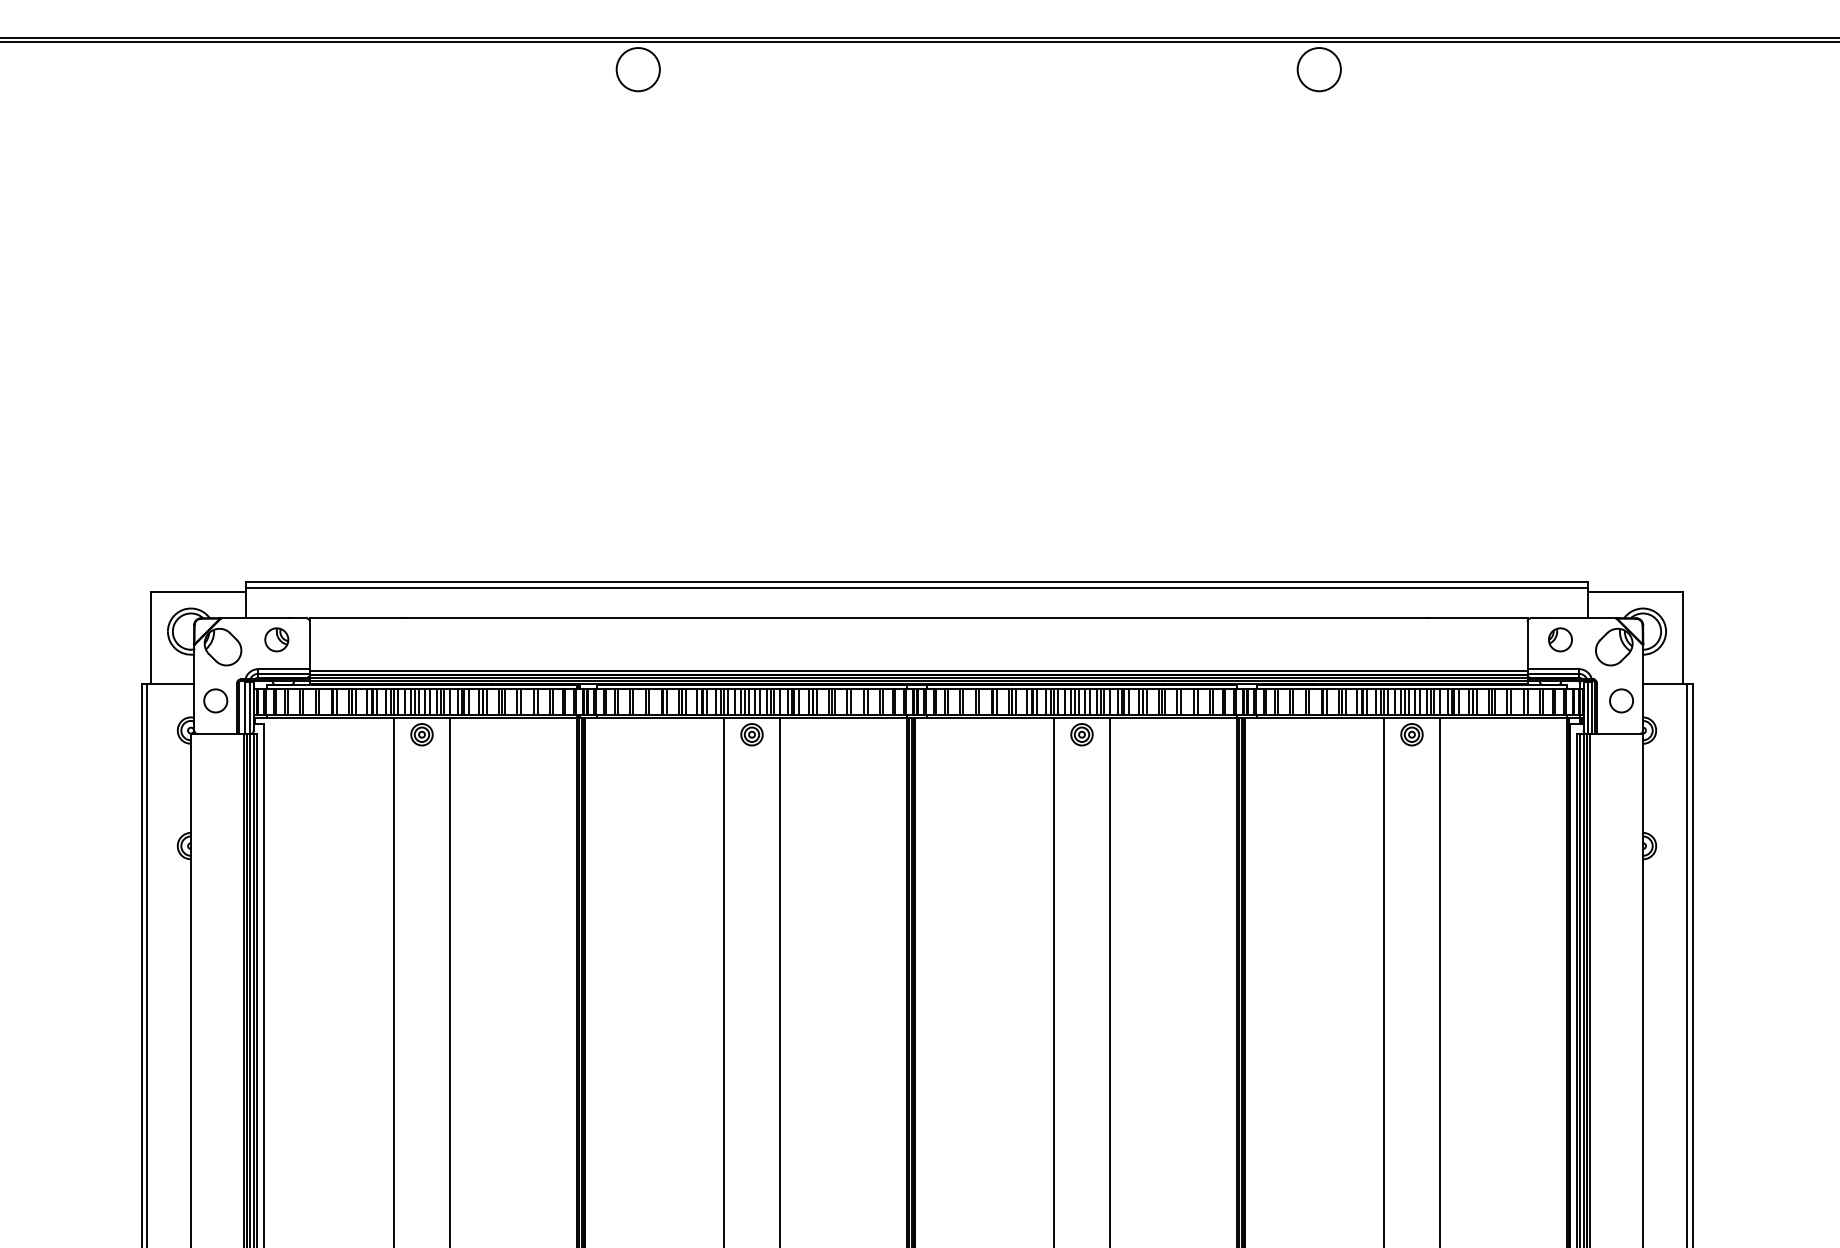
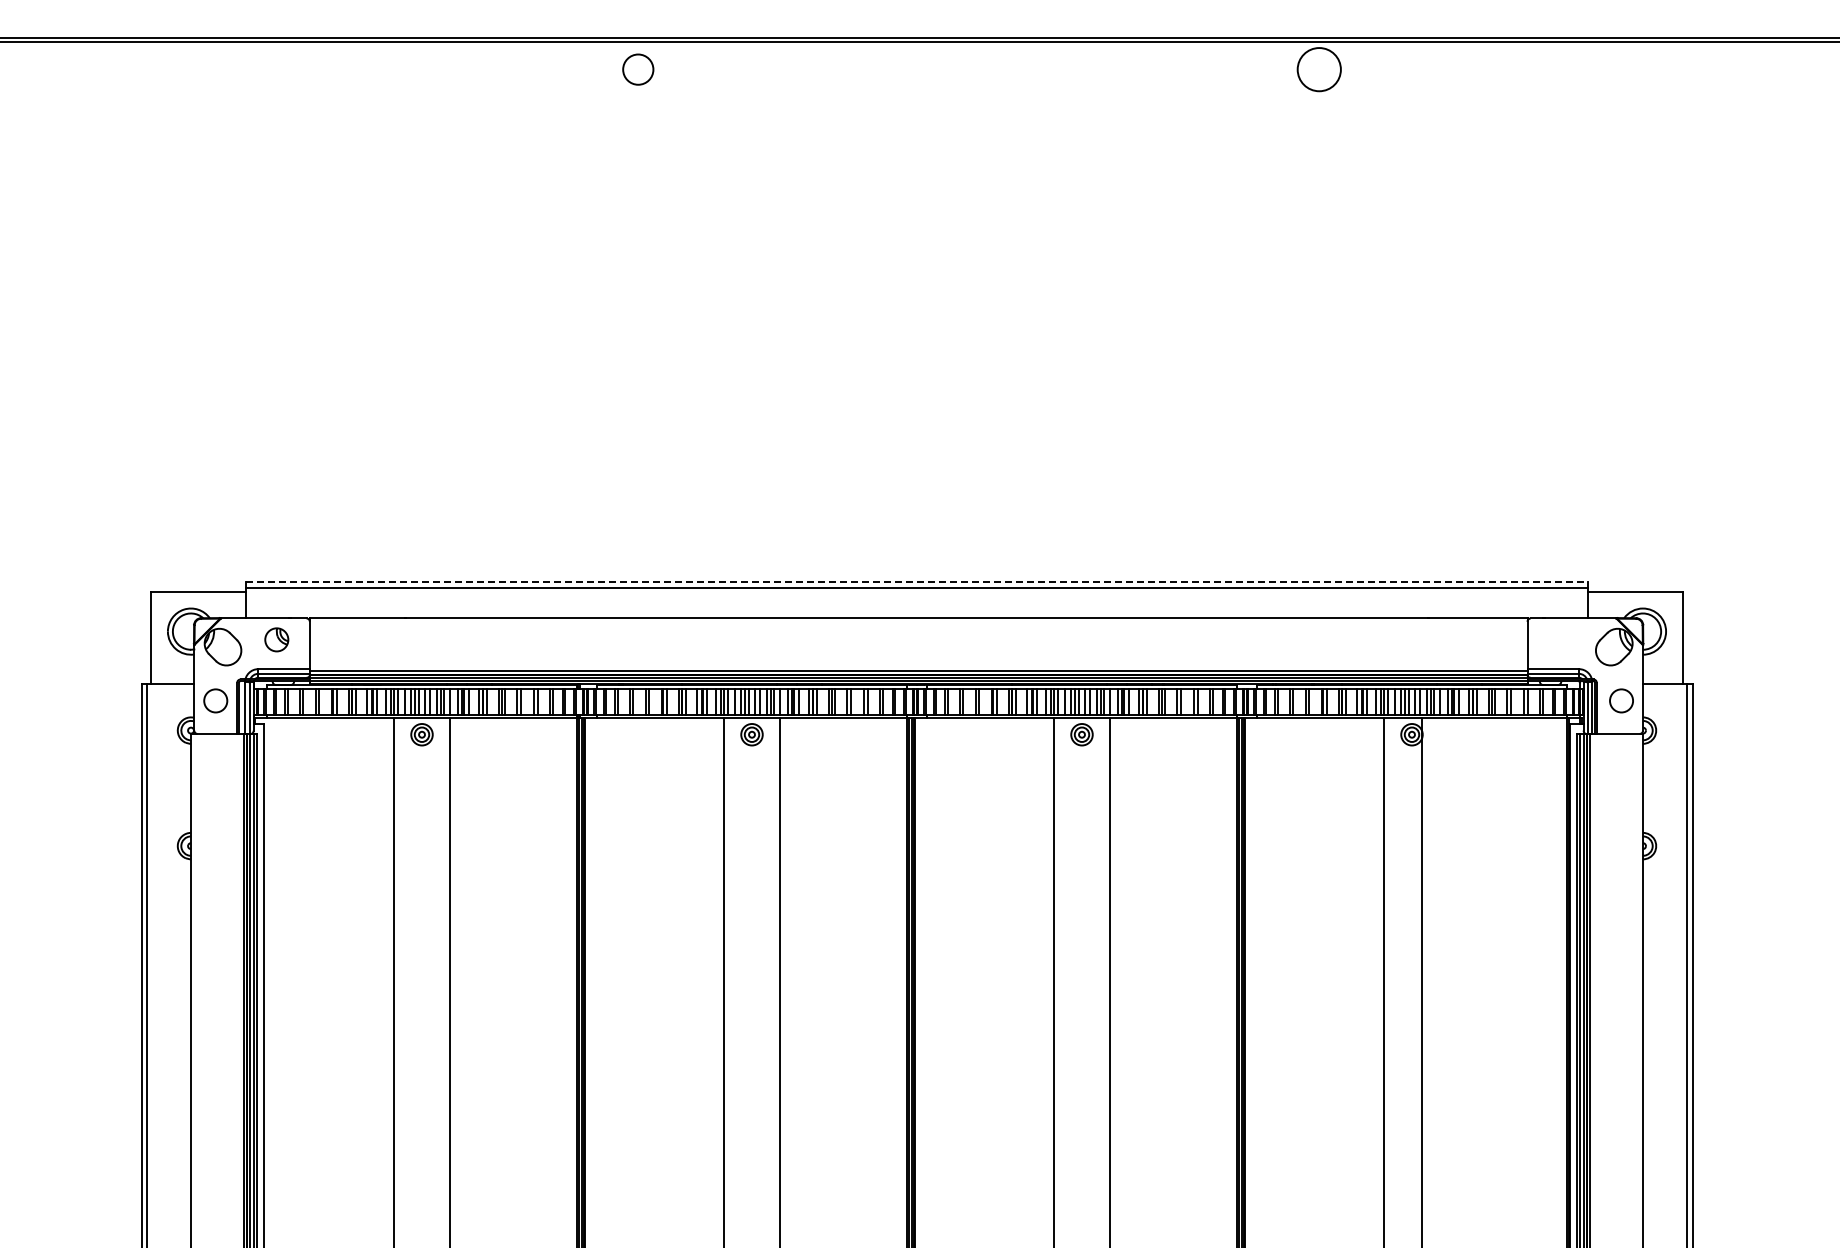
circle diameter: 43 px -> 30 px (638, 69)
line: solid -> dashed (917, 582)
part: present -> none (1560, 639)
line position: (1440, 981) -> (1422, 981) (1422, 981)
